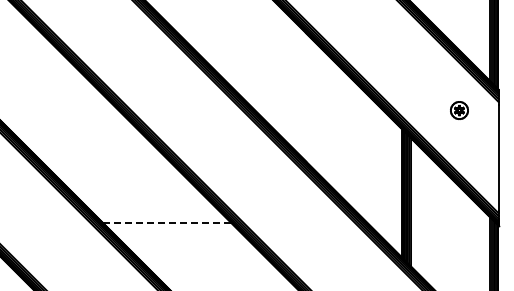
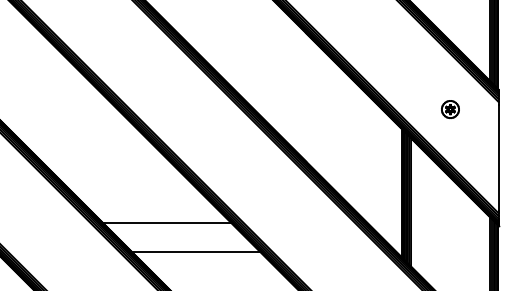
part position: (459, 110) -> (450, 109) (450, 109)
line: dashed -> solid (166, 222)
line: none -> present (195, 251)
